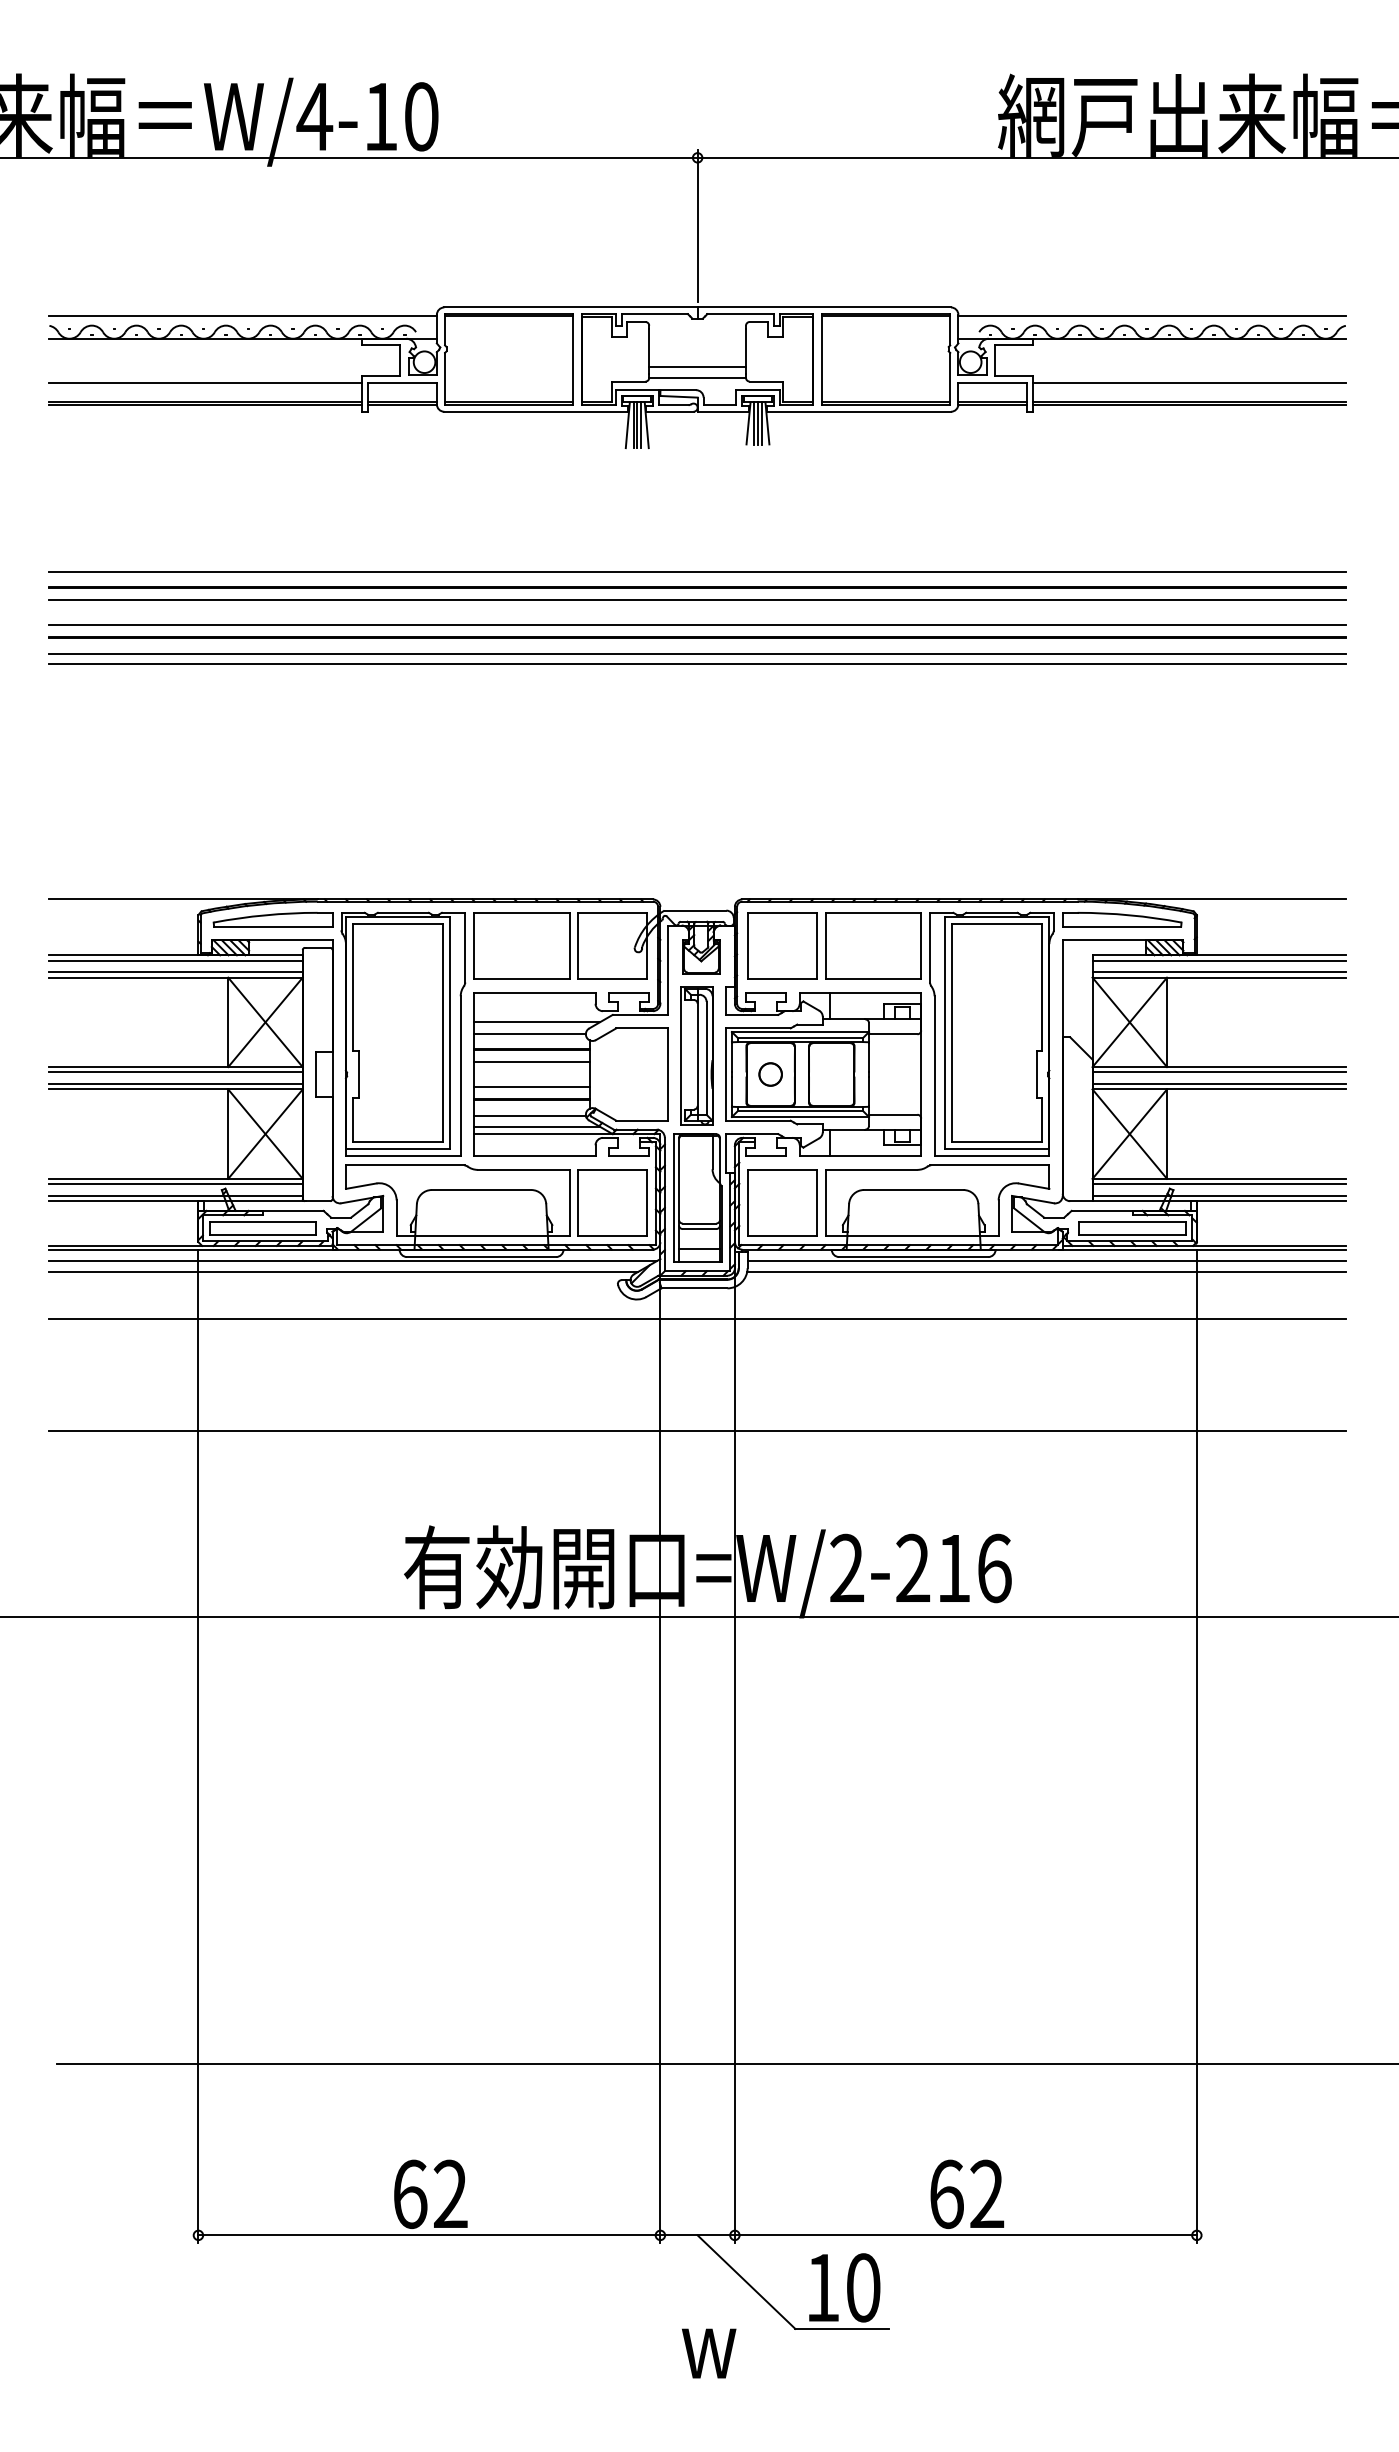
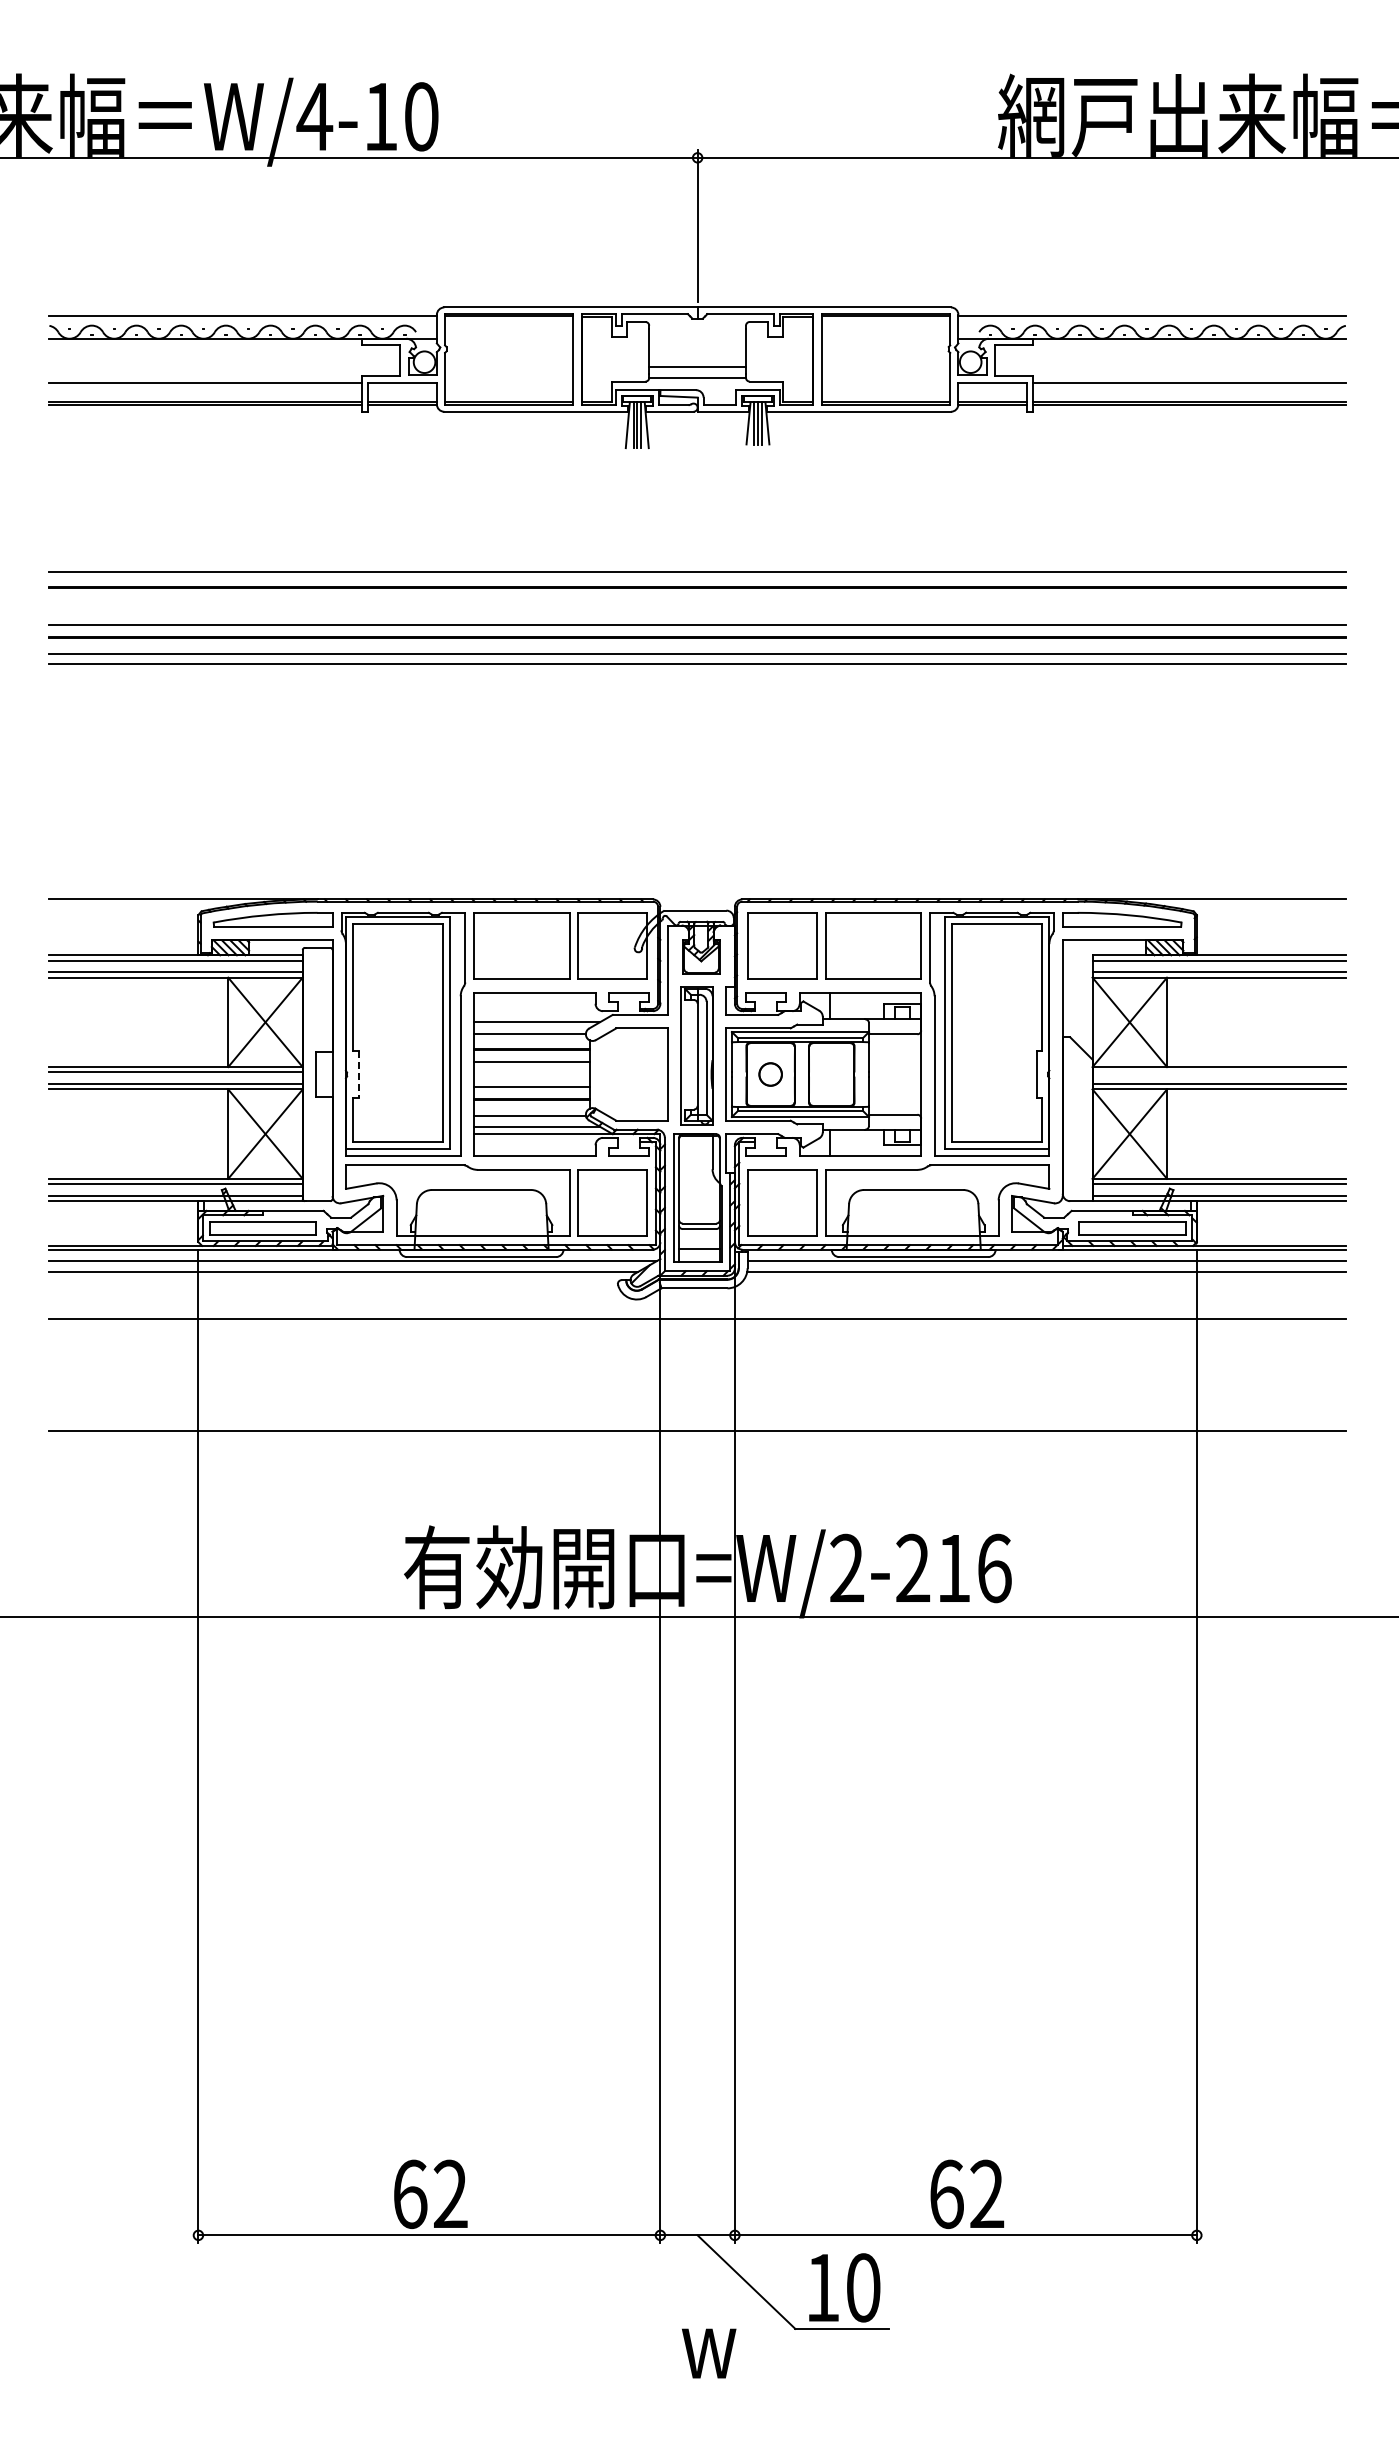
line: present -> none (697, 599)
line: present -> none (1218, 1072)
line: solid -> dashed (358, 1075)
line: present -> none (725, 2064)
